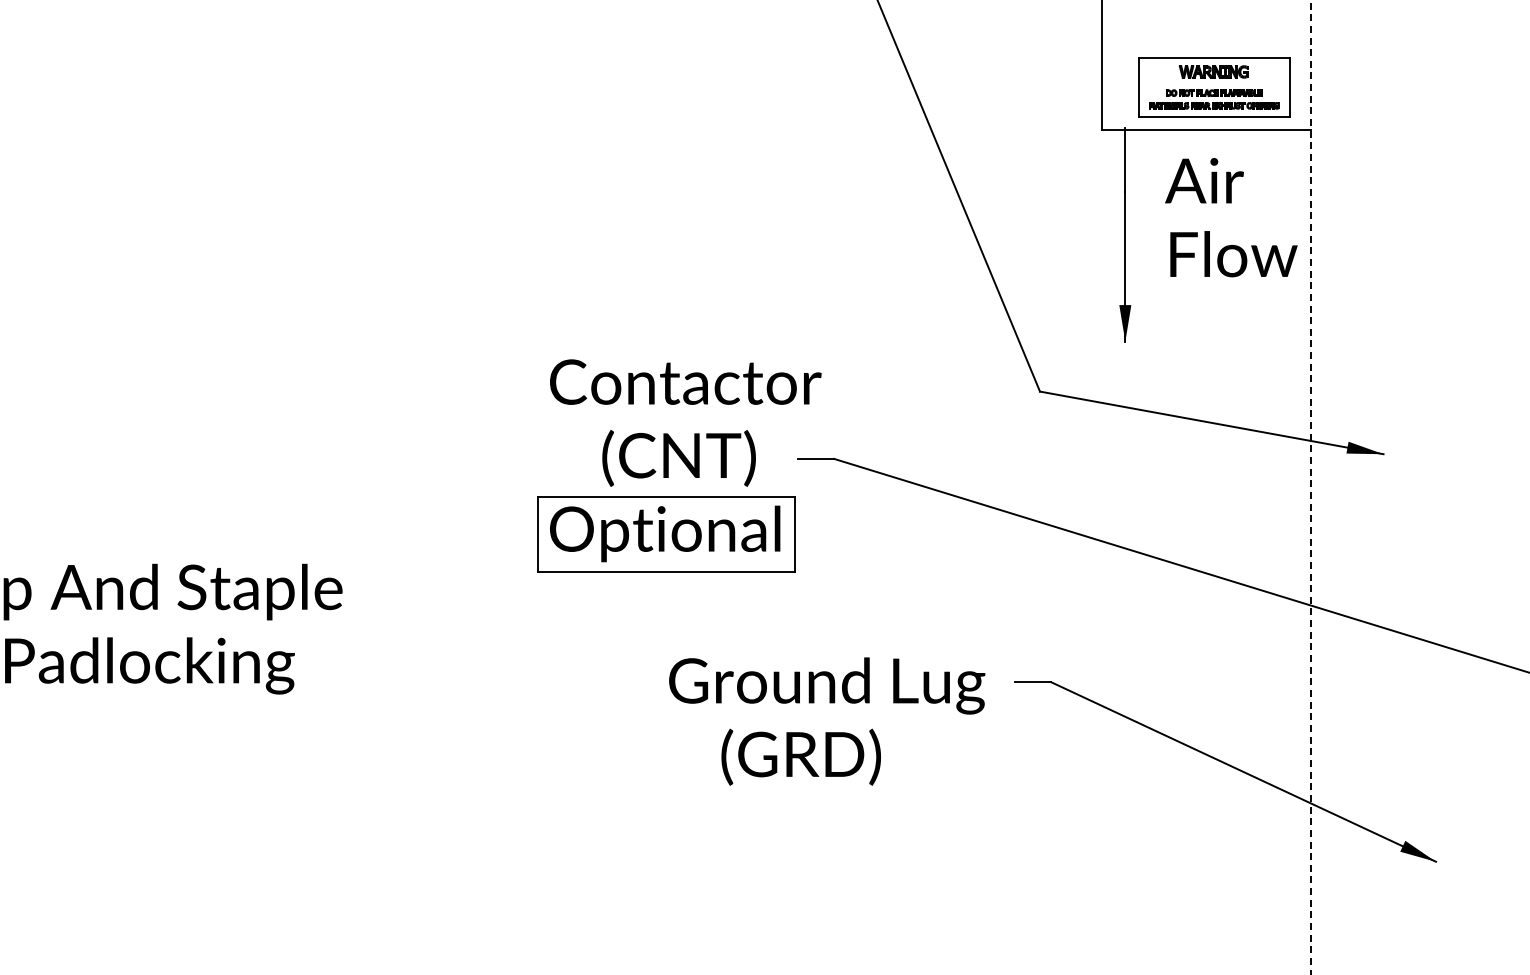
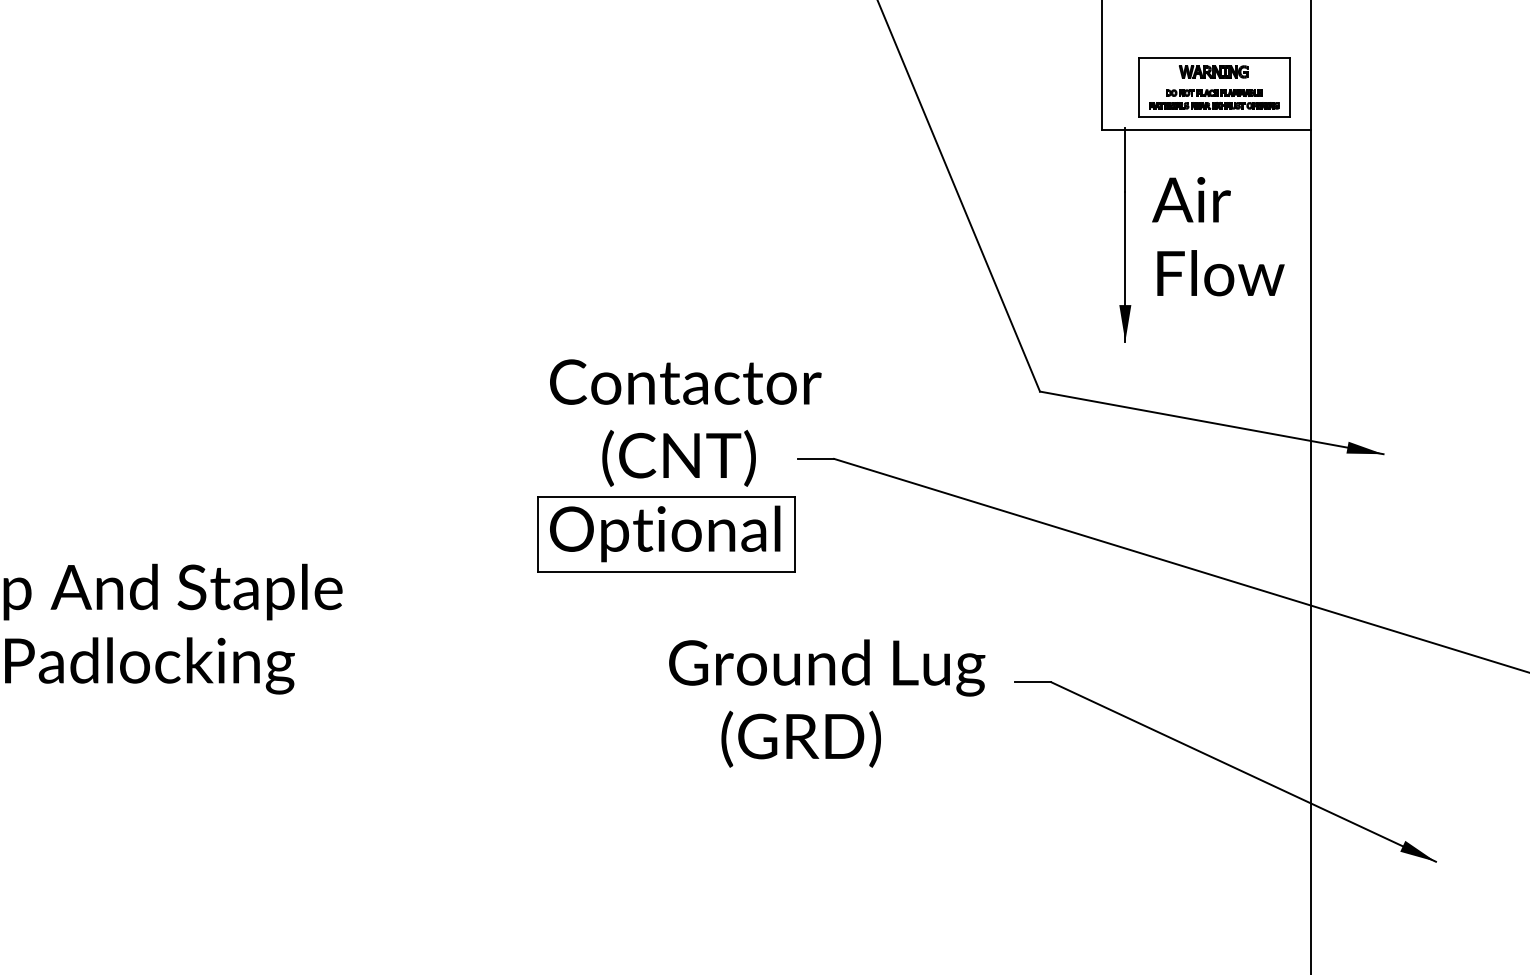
text position: (1231, 217) -> (1218, 236) (1218, 236)
line: dashed -> solid (1310, 487)
text position: (827, 721) -> (827, 703) (827, 703)
